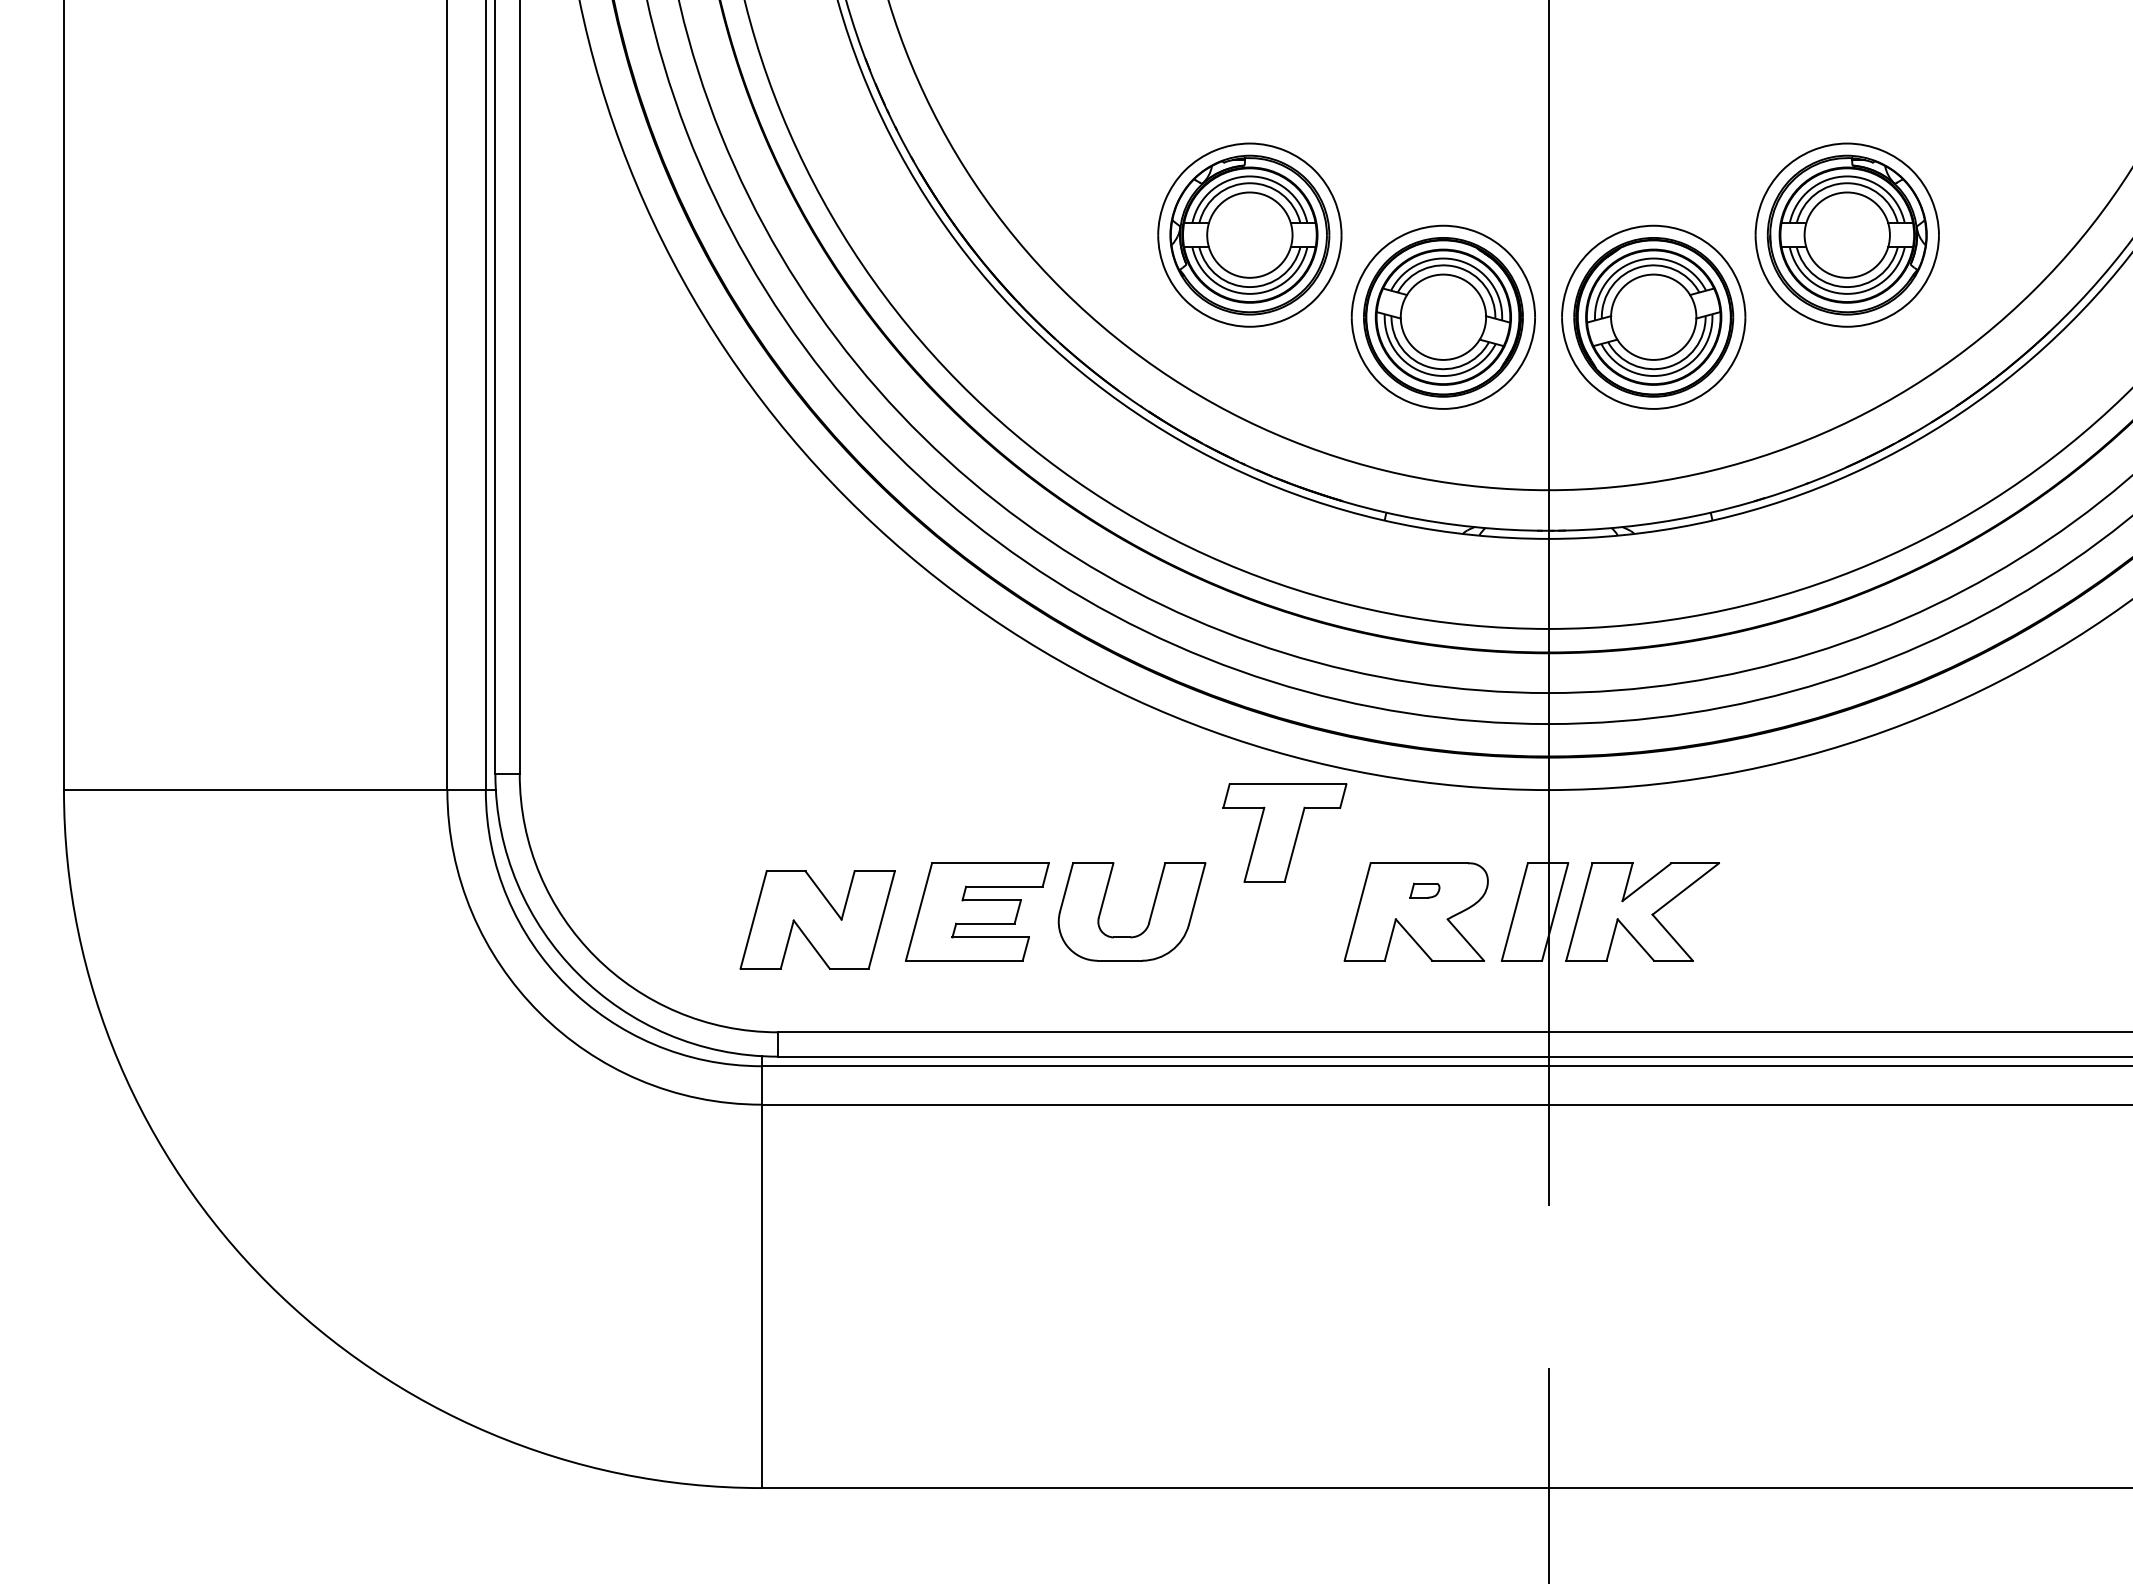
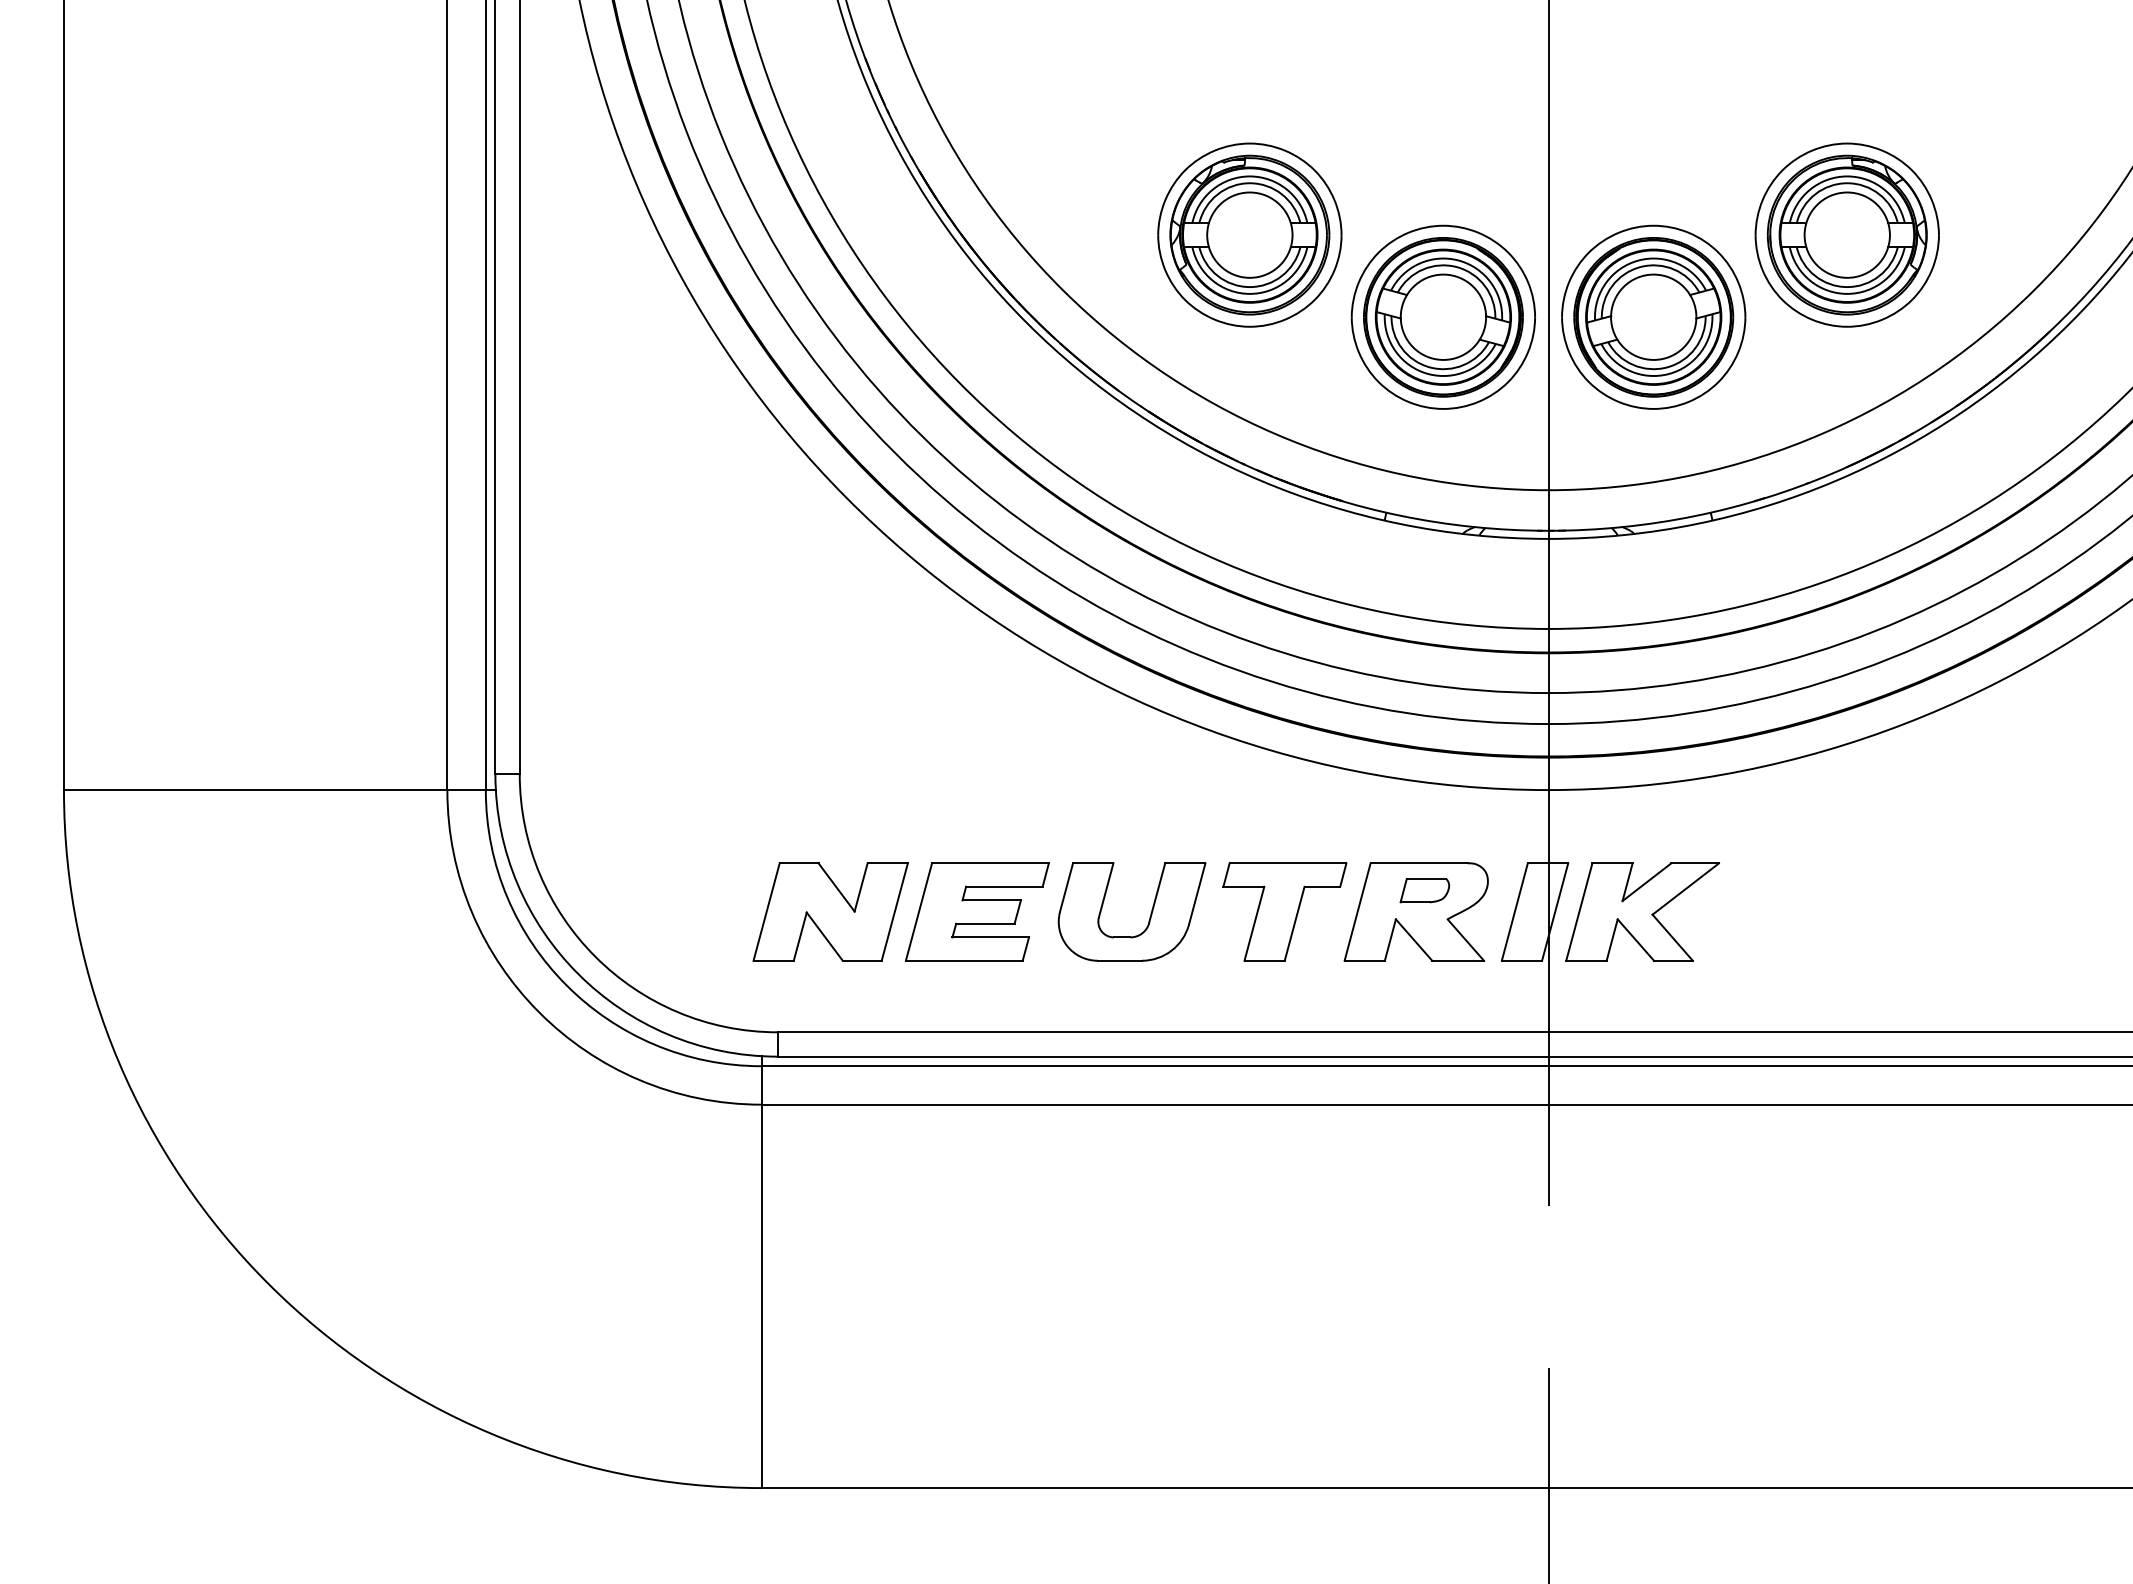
part position: (1284, 832) -> (1284, 911) (1284, 911)
part size: 32x17 px -> 52x26 px (1424, 890)
part position: (817, 919) -> (830, 911) (830, 911)
